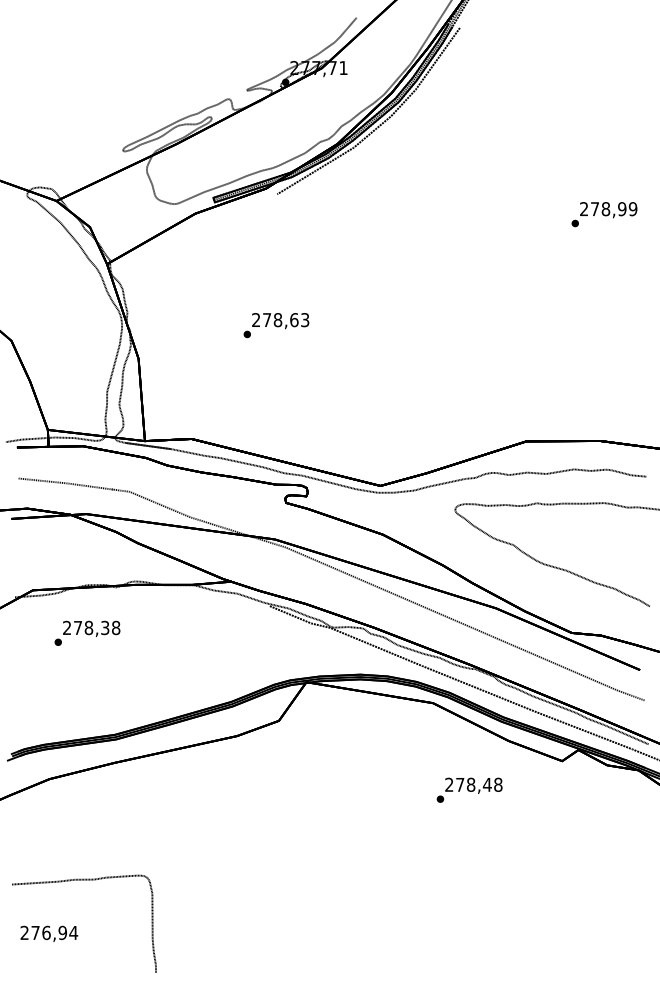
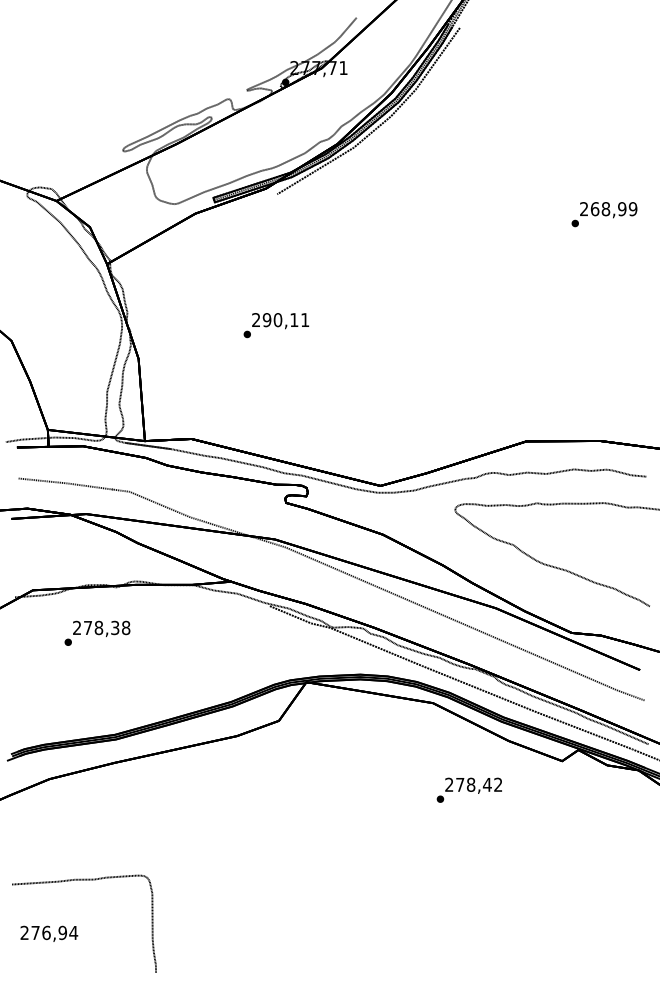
text: 278,99 -> 268,99 (594, 209)
text: 278,63 -> 290,11 (285, 320)
text position: (87, 632) -> (97, 632) (97, 632)
text: 278,48 -> 278,42 (498, 784)
